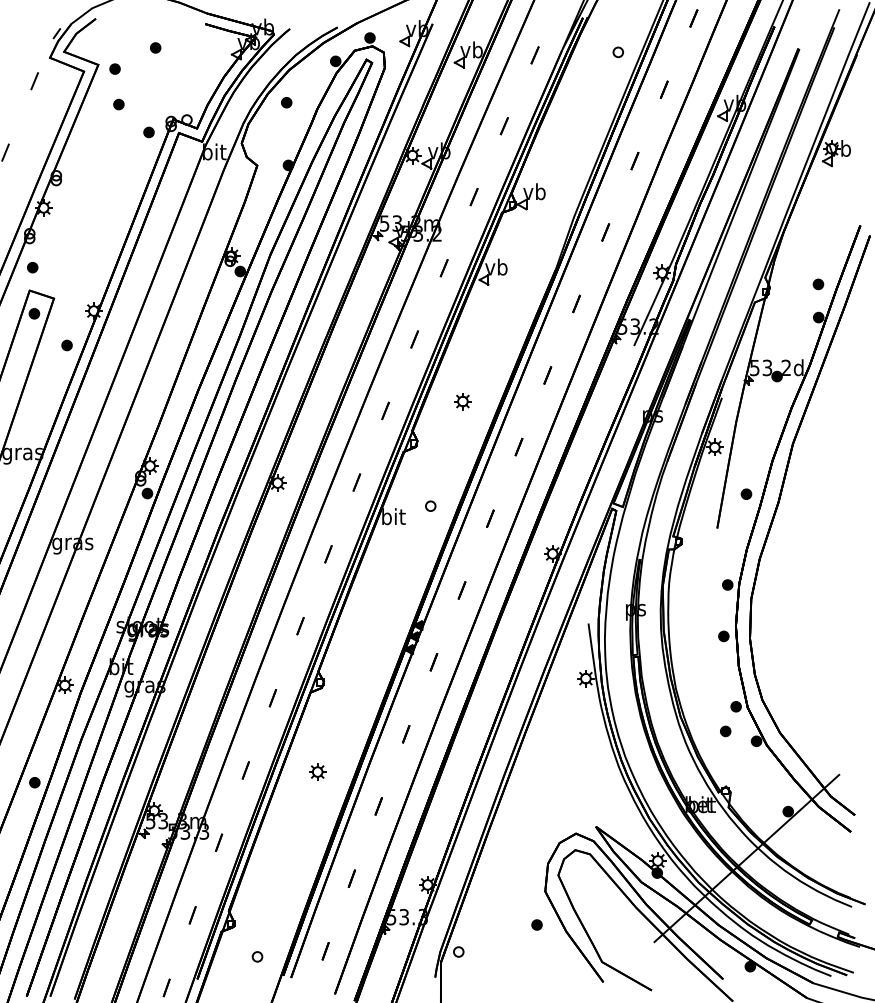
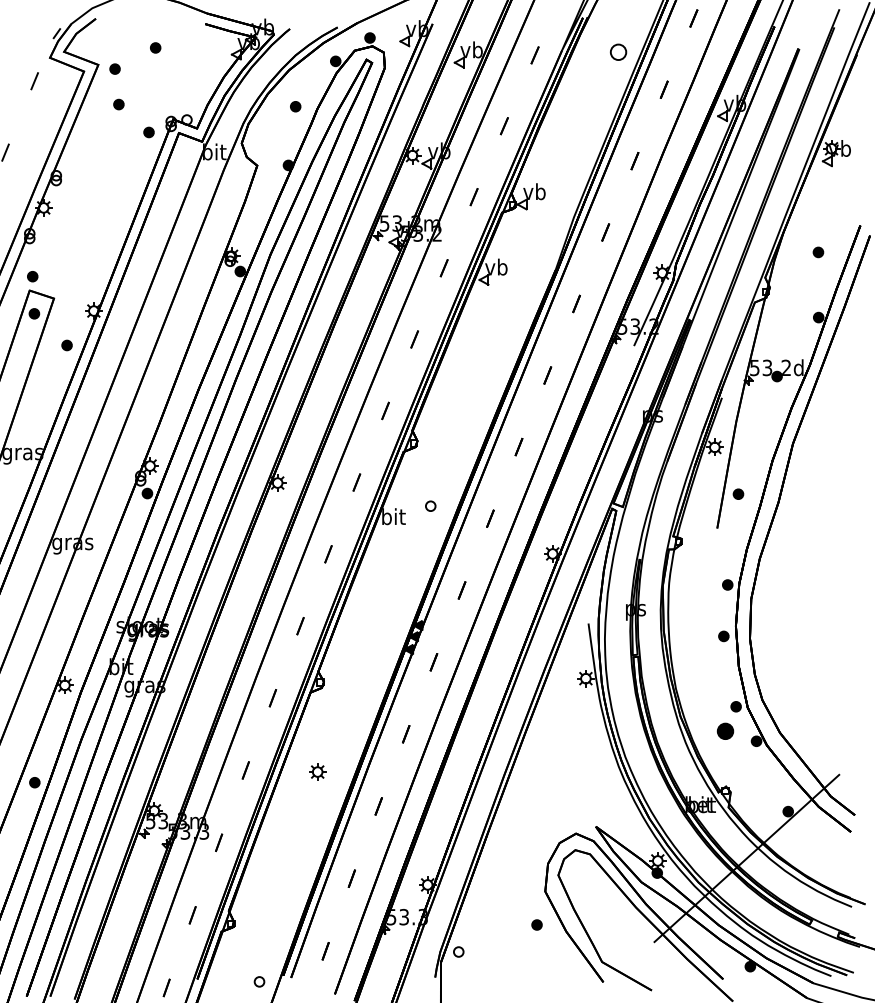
part size: 12x13 px -> 18x18 px (618, 51)
part position: (286, 102) -> (295, 106) (295, 106)
part position: (32, 267) -> (32, 276) (32, 276)
part position: (818, 284) -> (818, 252) (818, 252)
part: present -> none (462, 401)
part position: (746, 493) -> (738, 493) (738, 493)
part size: 12x13 px -> 19x18 px (725, 730)
part position: (257, 956) -> (259, 981) (259, 981)
